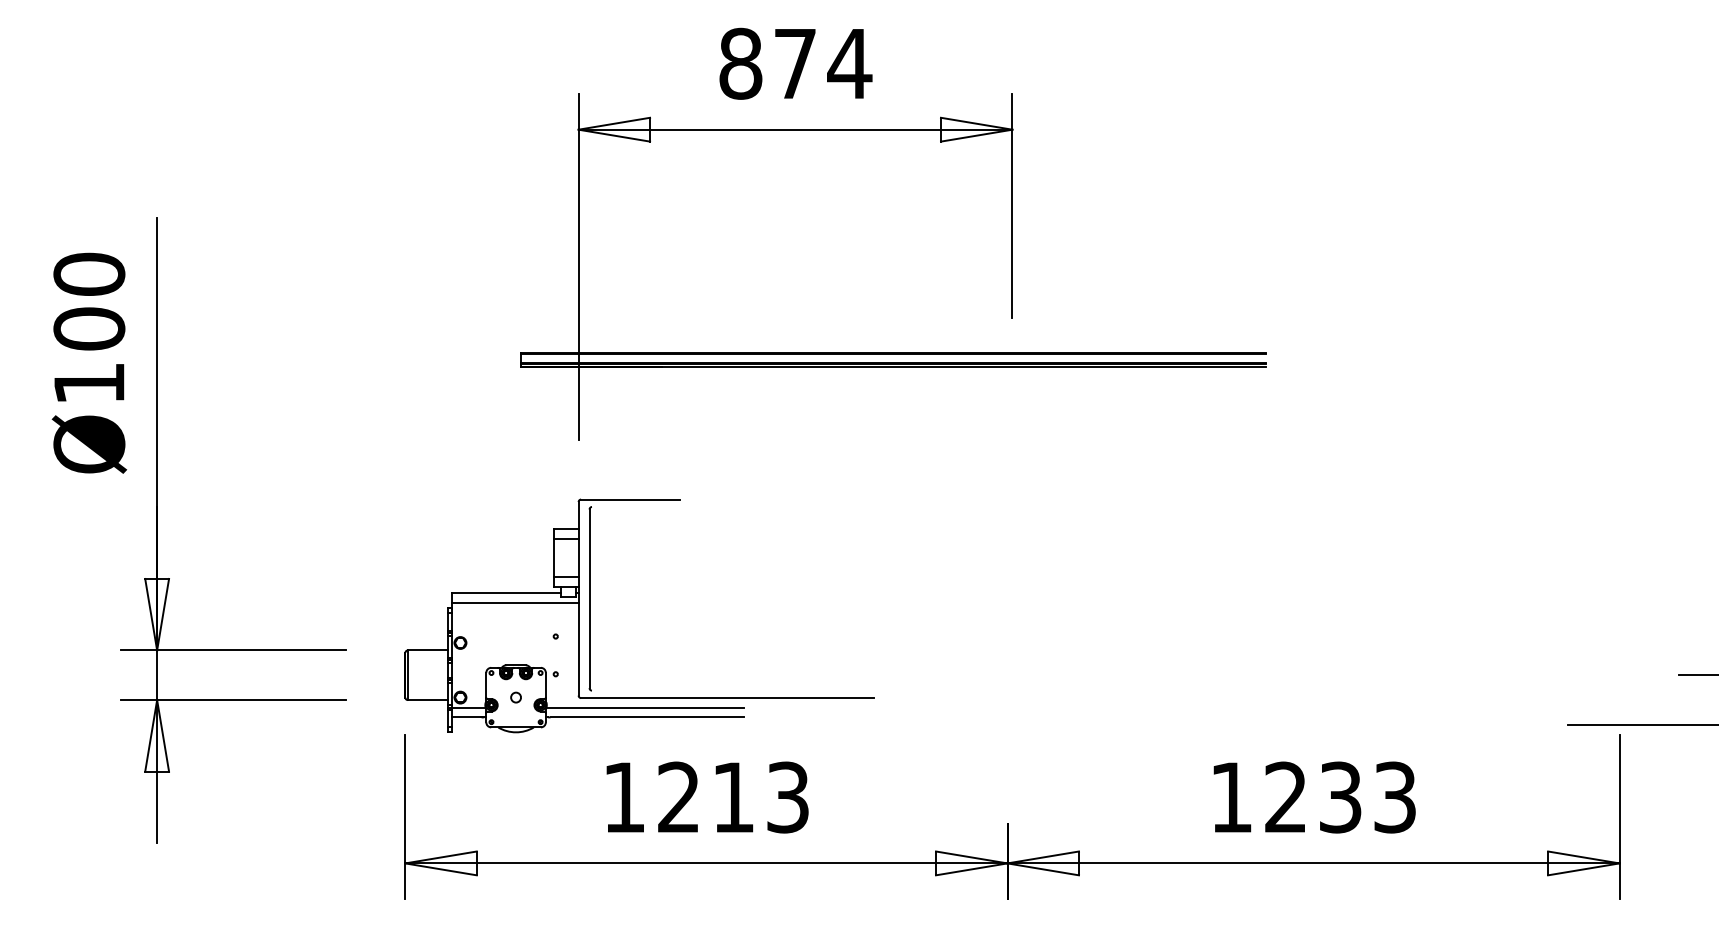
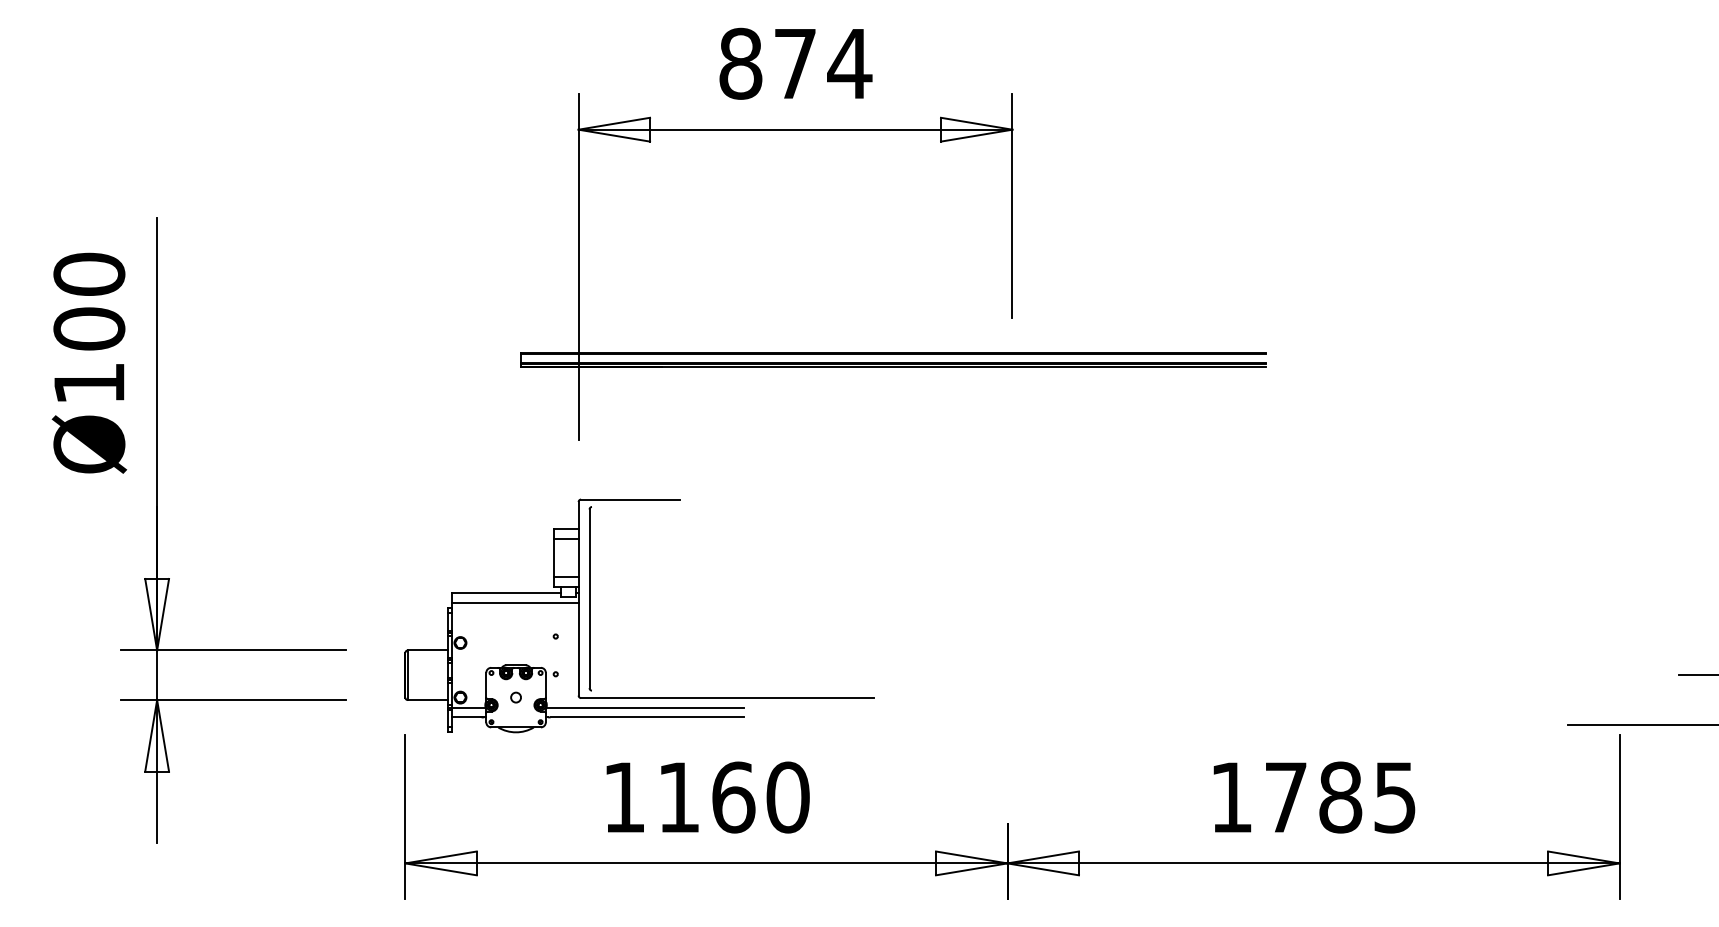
text: 1213 -> 1160 (733, 797)
text: 1233 -> 1785 (1340, 797)
